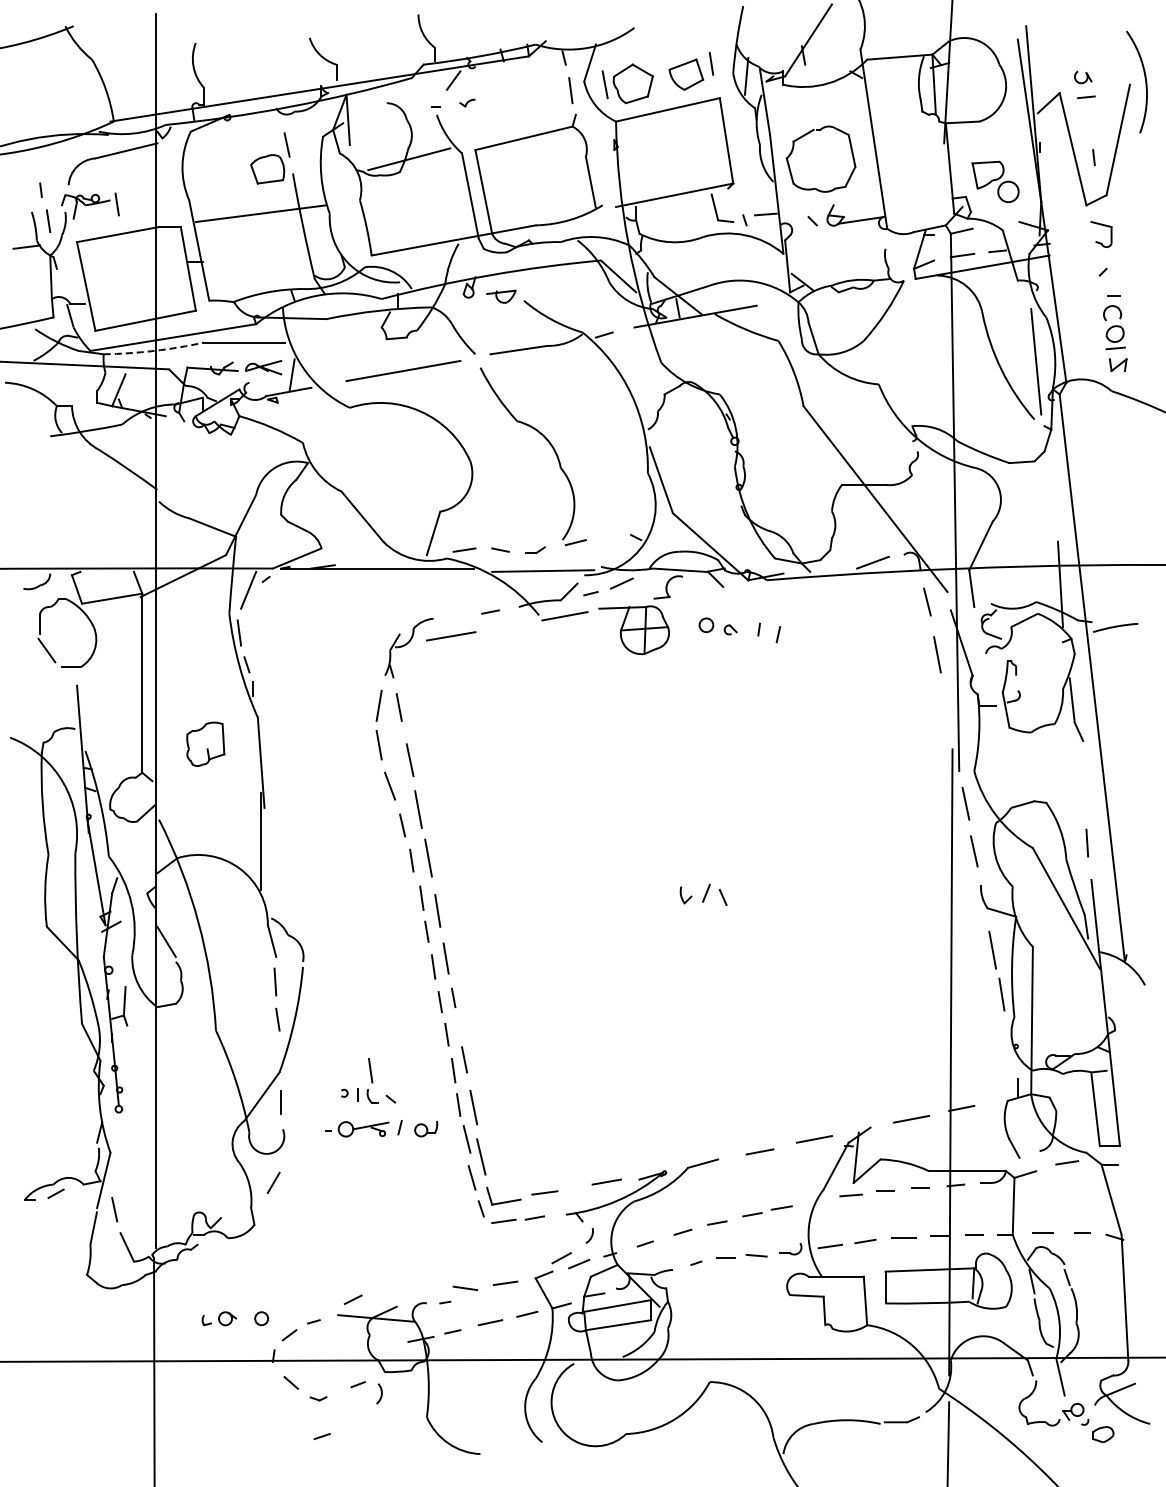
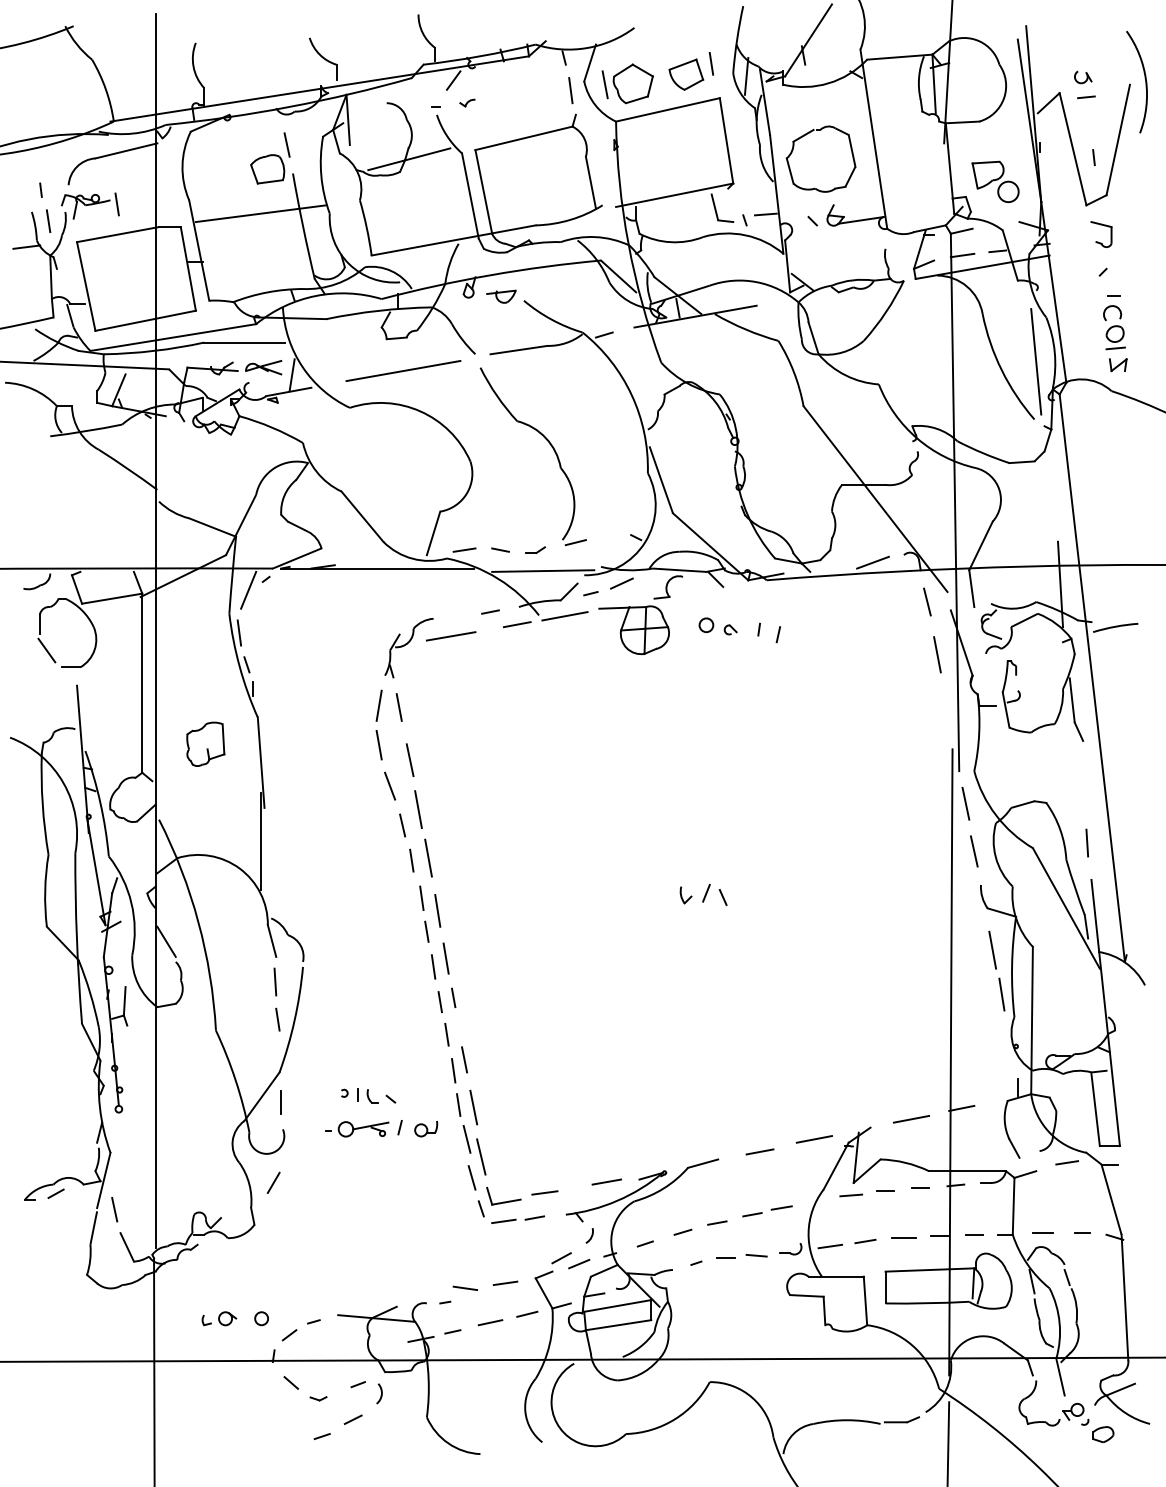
arc: dashed -> solid (154, 350)
line: none -> present (516, 624)
line: present -> none (370, 1070)
line position: (352, 1299) -> (352, 1419) (352, 1419)
